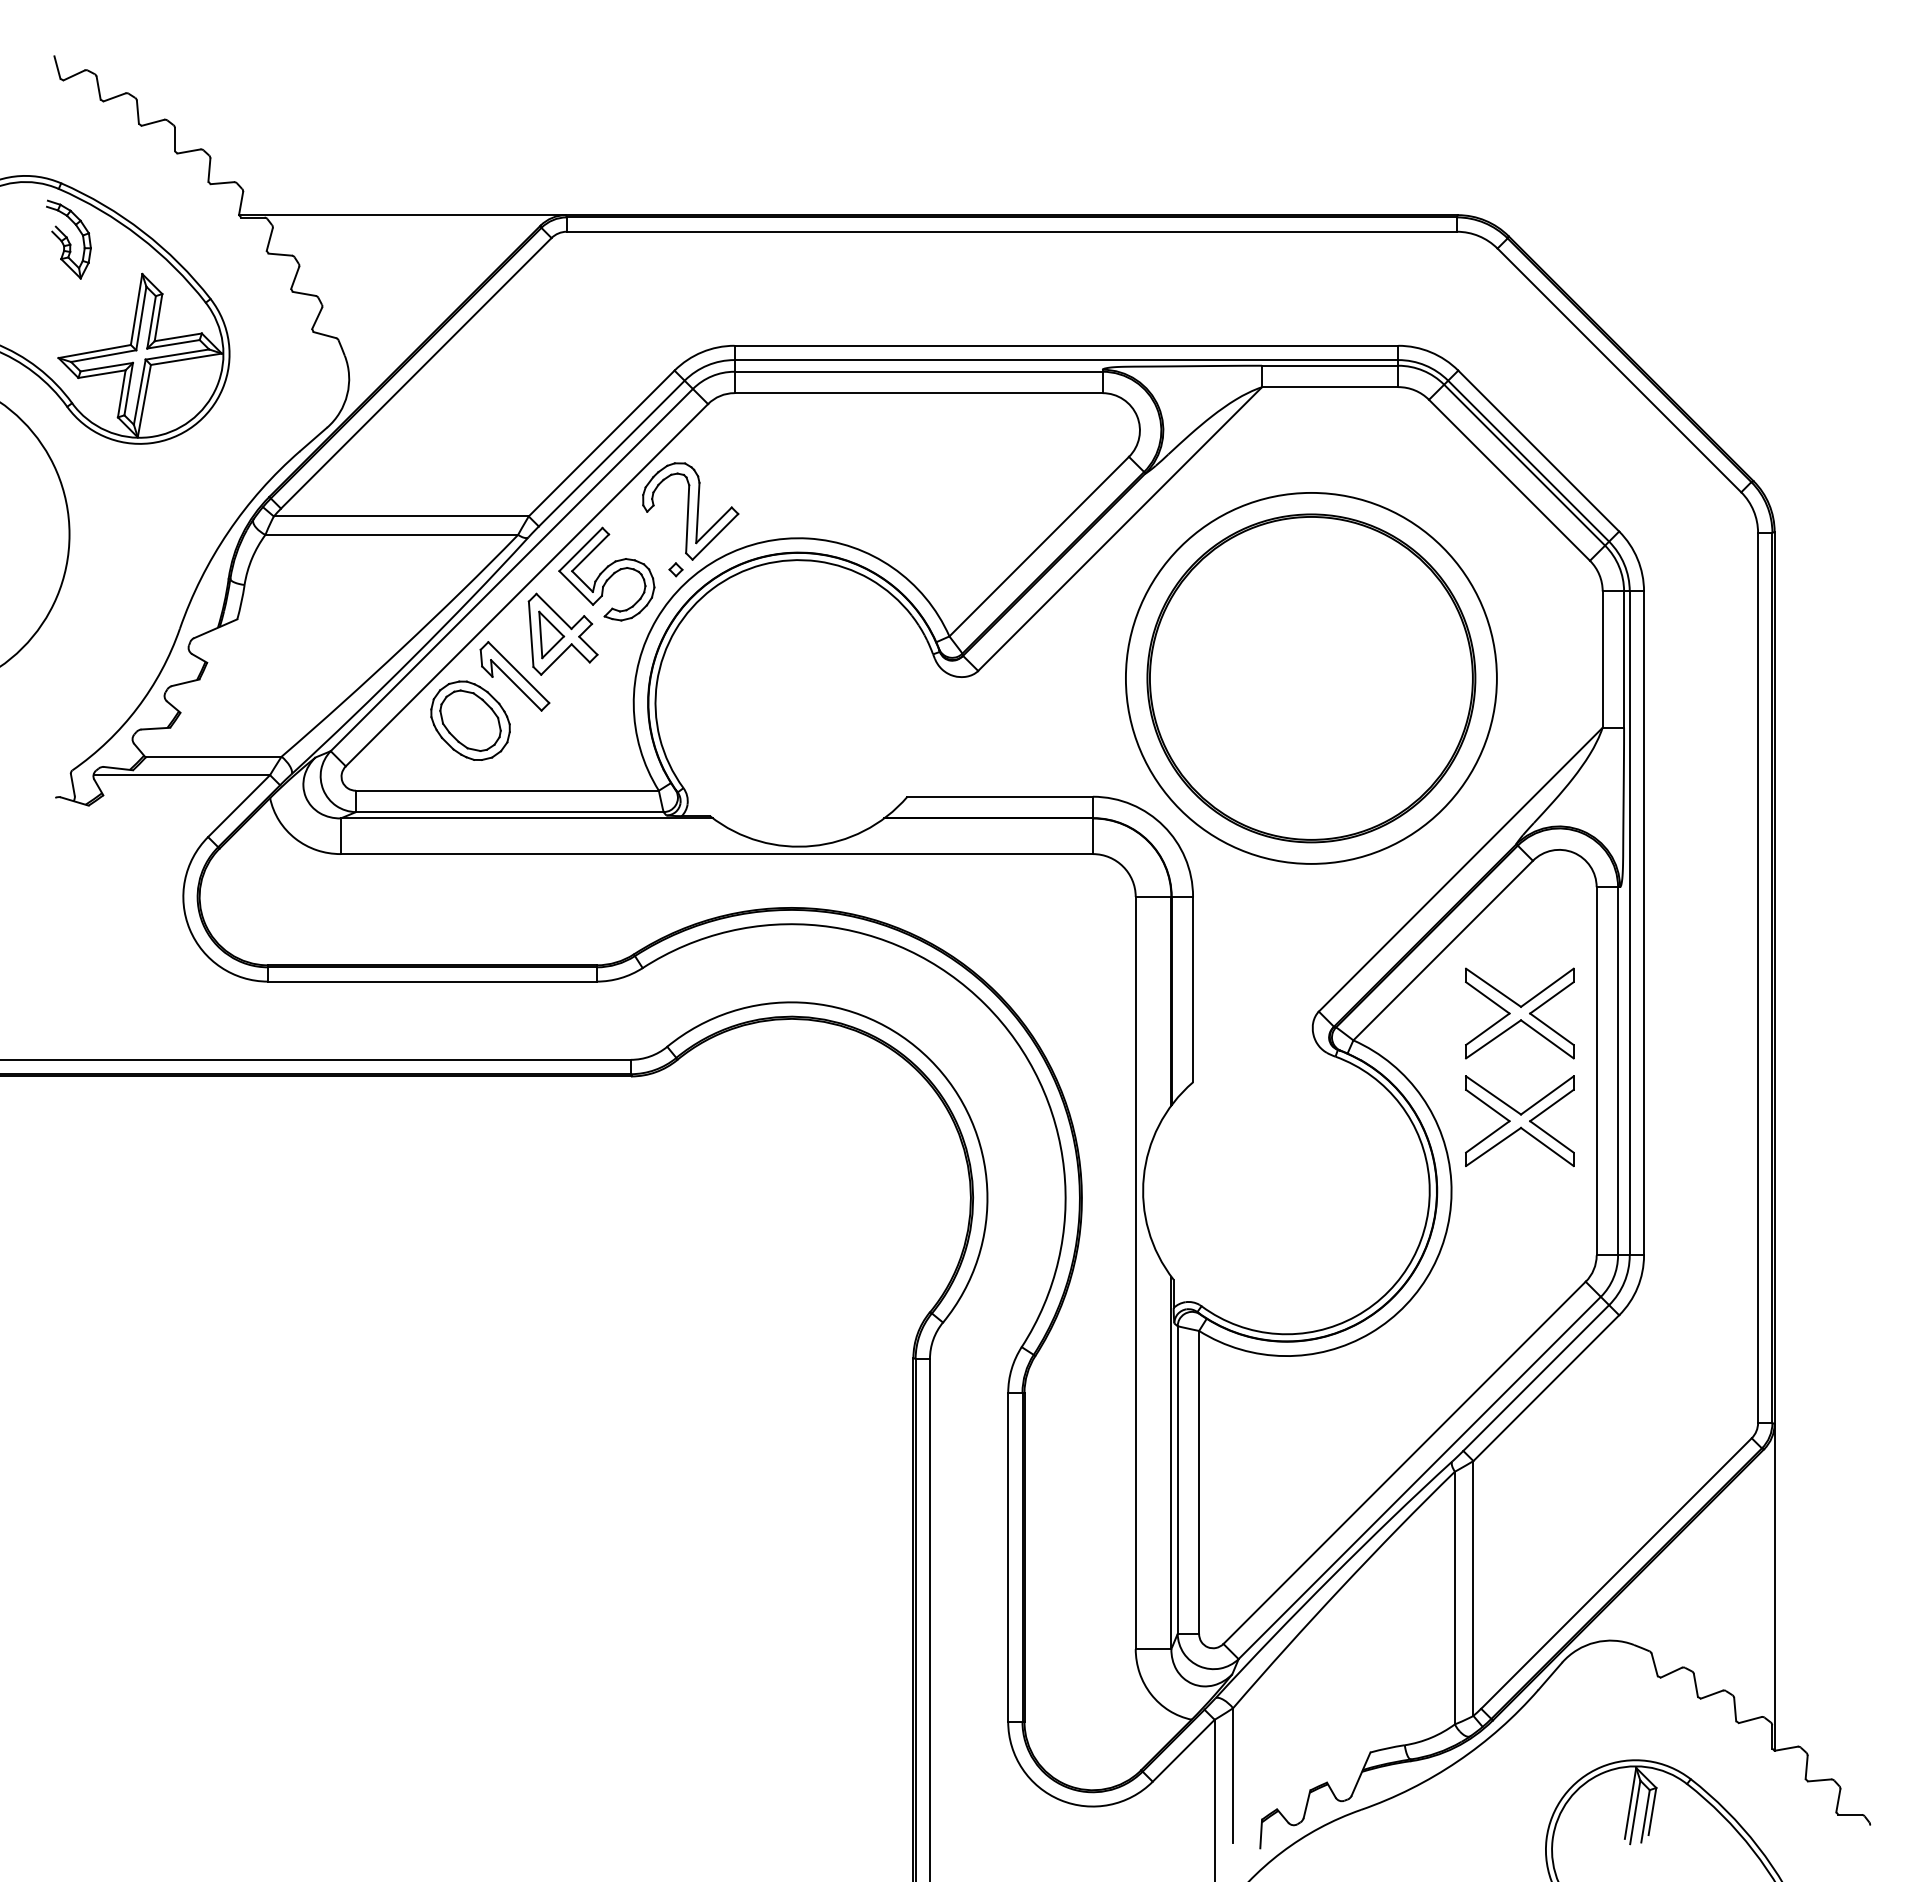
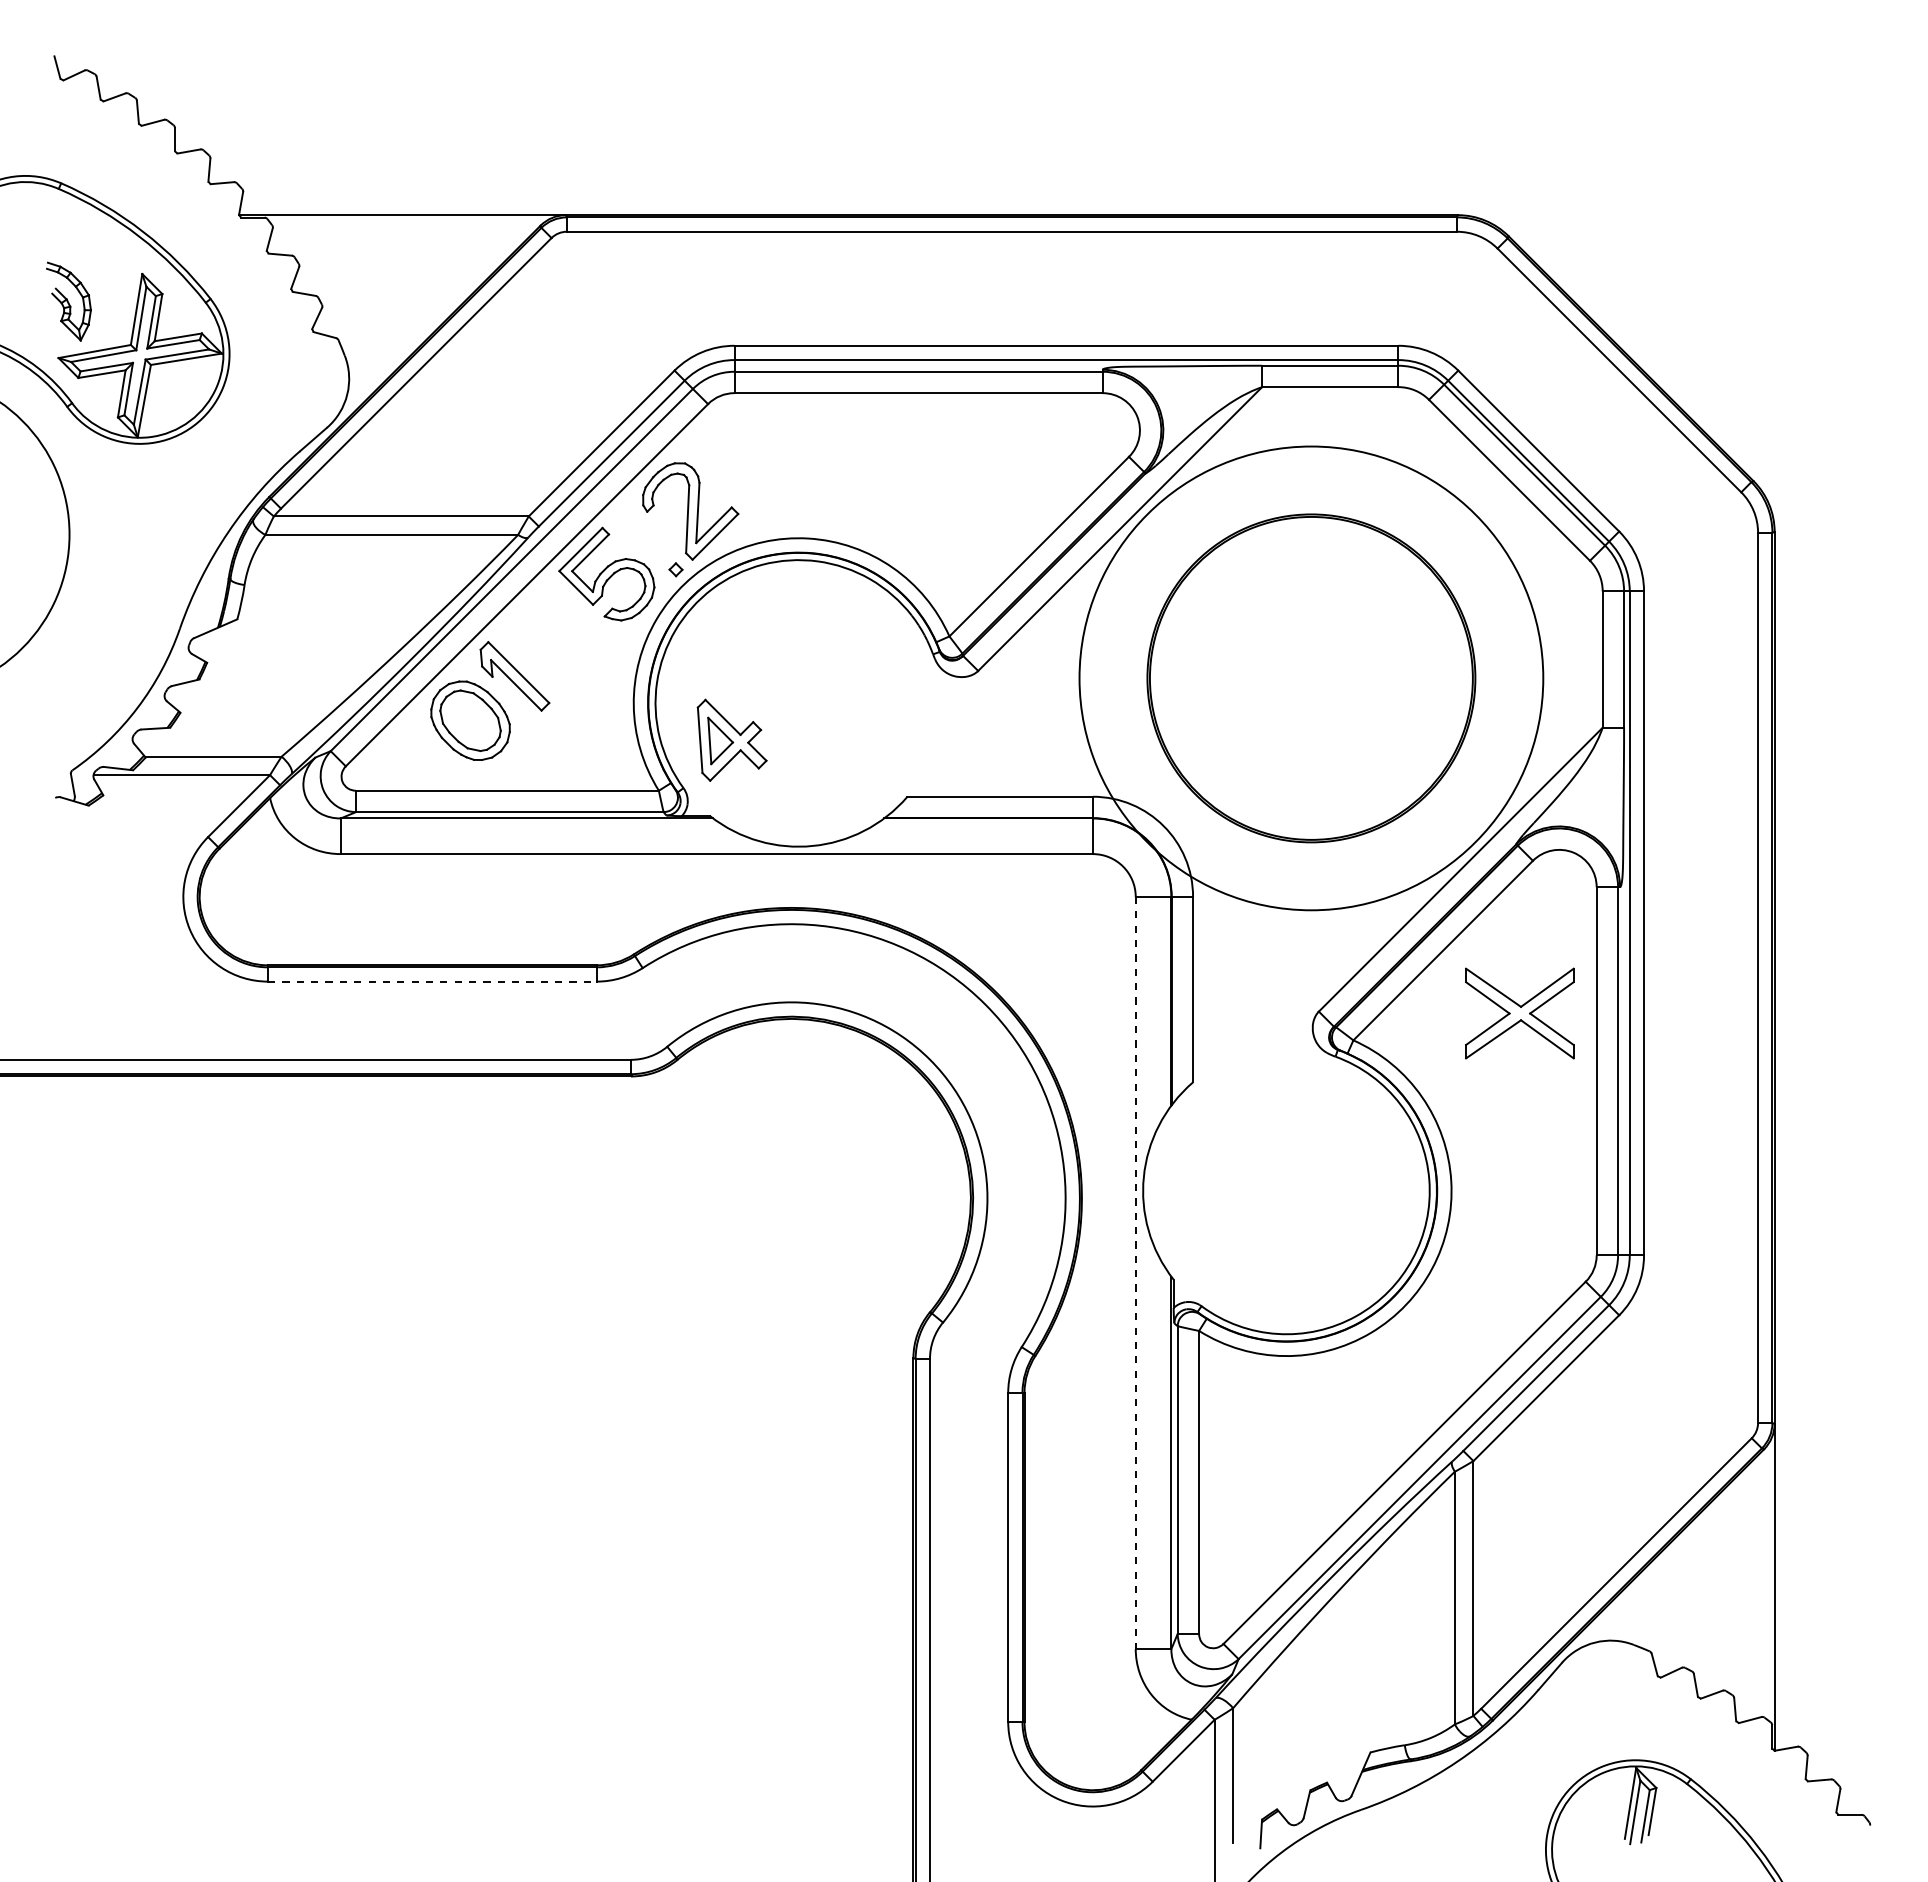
part position: (68, 239) -> (68, 301) (68, 301)
part position: (562, 633) -> (731, 739) (731, 739)
circle diameter: 371 px -> 464 px (1311, 678)
line: solid -> dashed (432, 981)
part: present -> none (1519, 1121)
line: solid -> dashed (1135, 1273)
